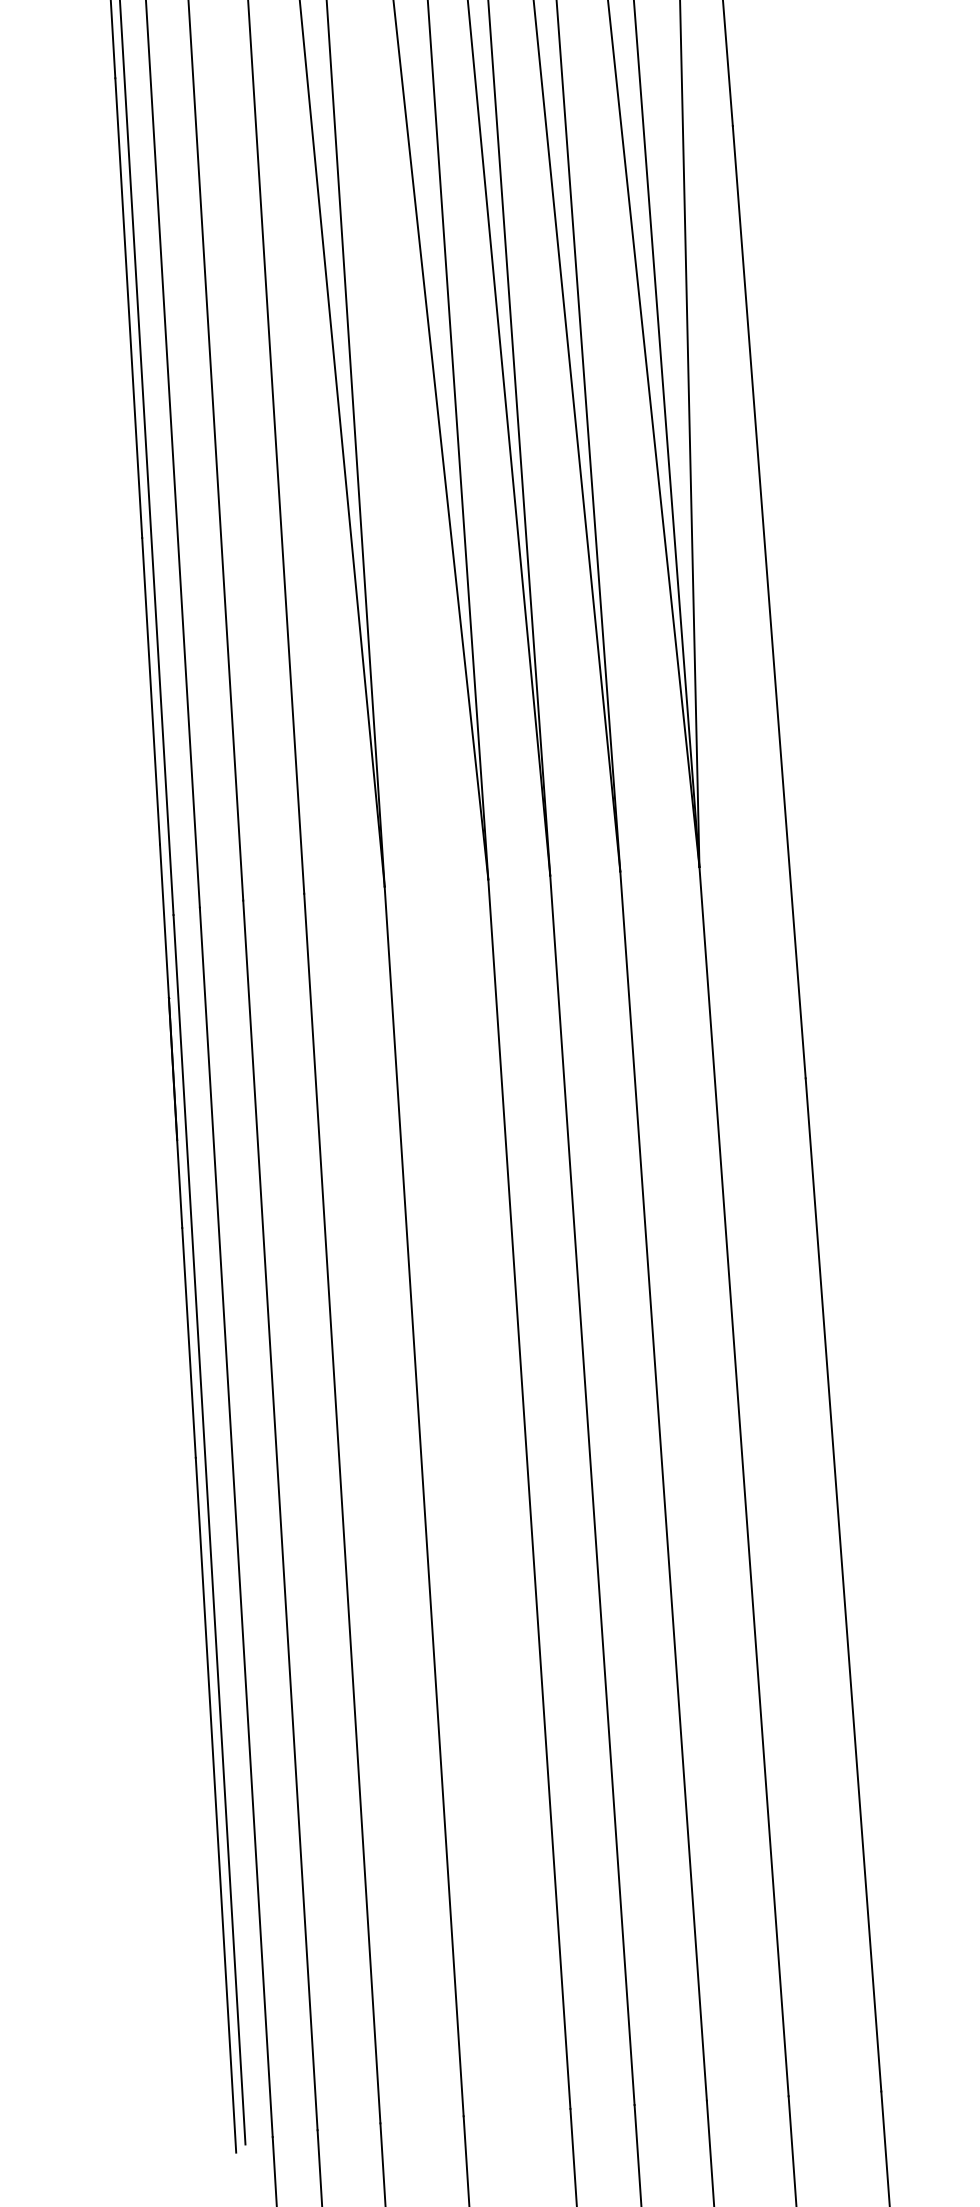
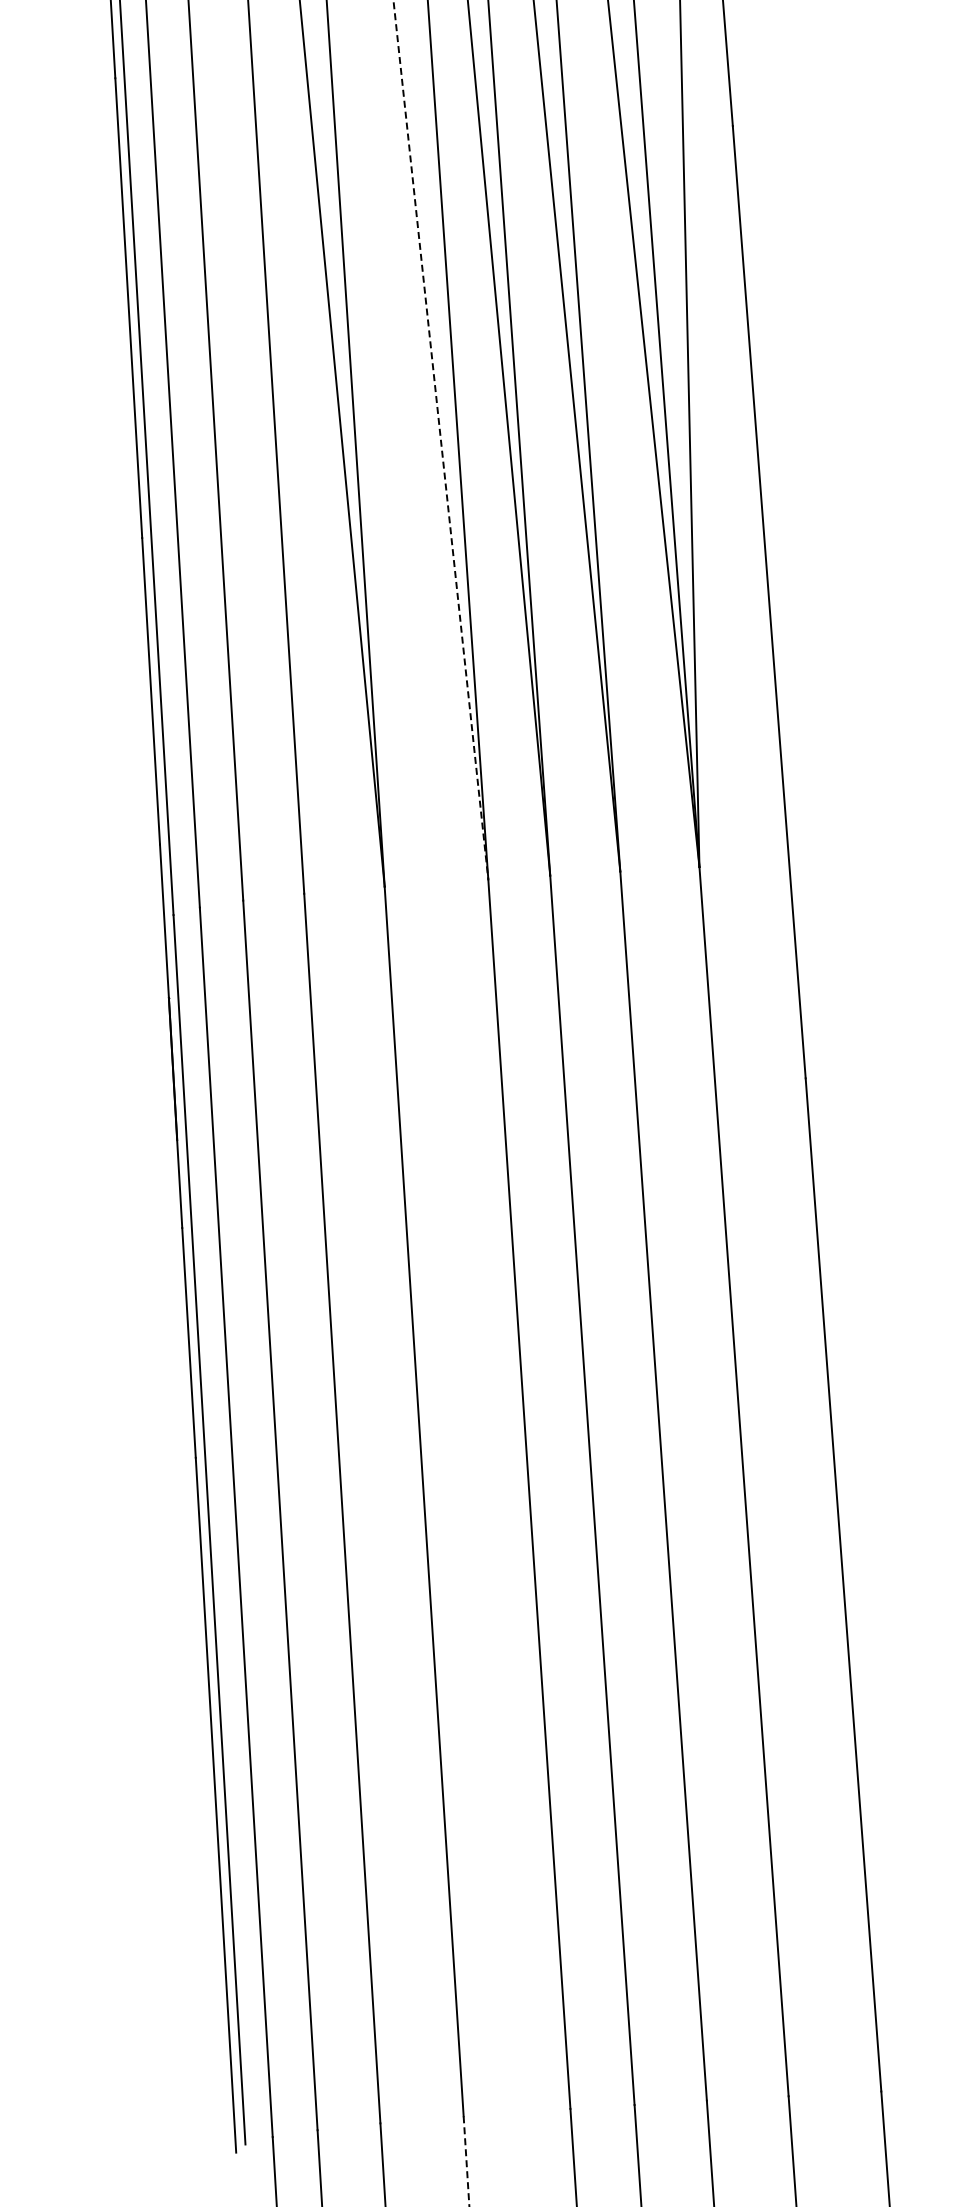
line: solid -> dashed (440, 440)
line: solid -> dashed (466, 2161)
